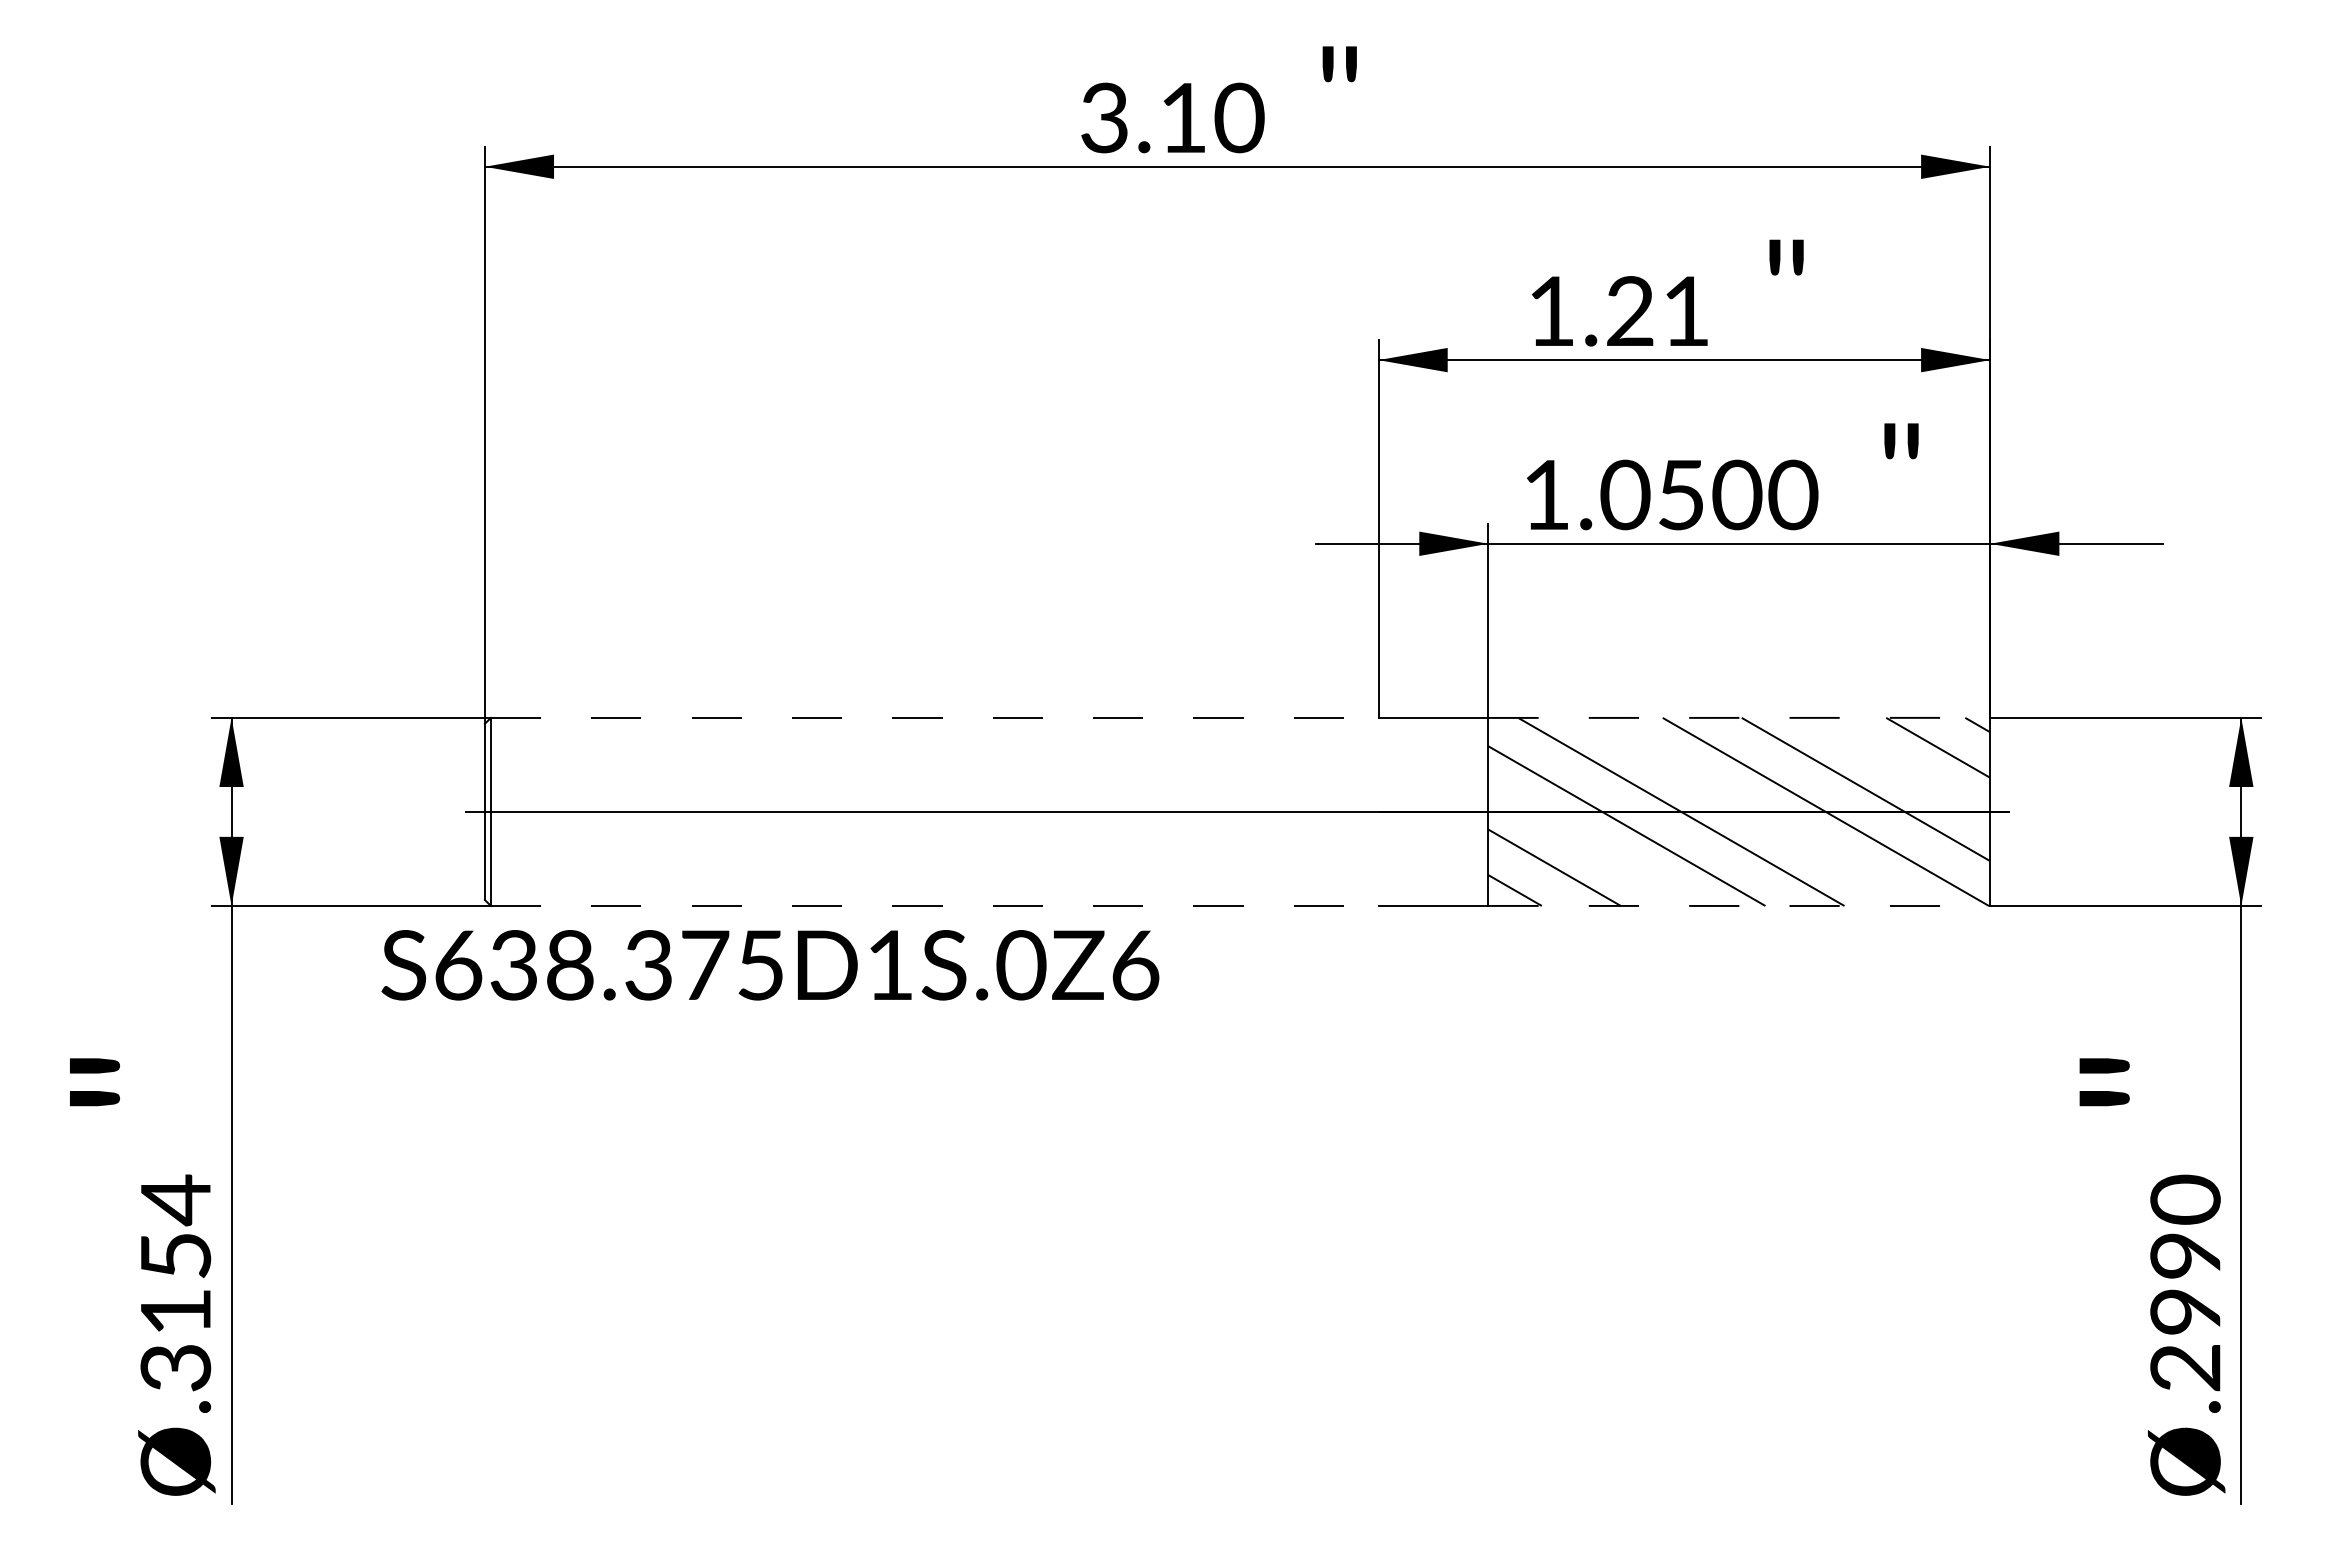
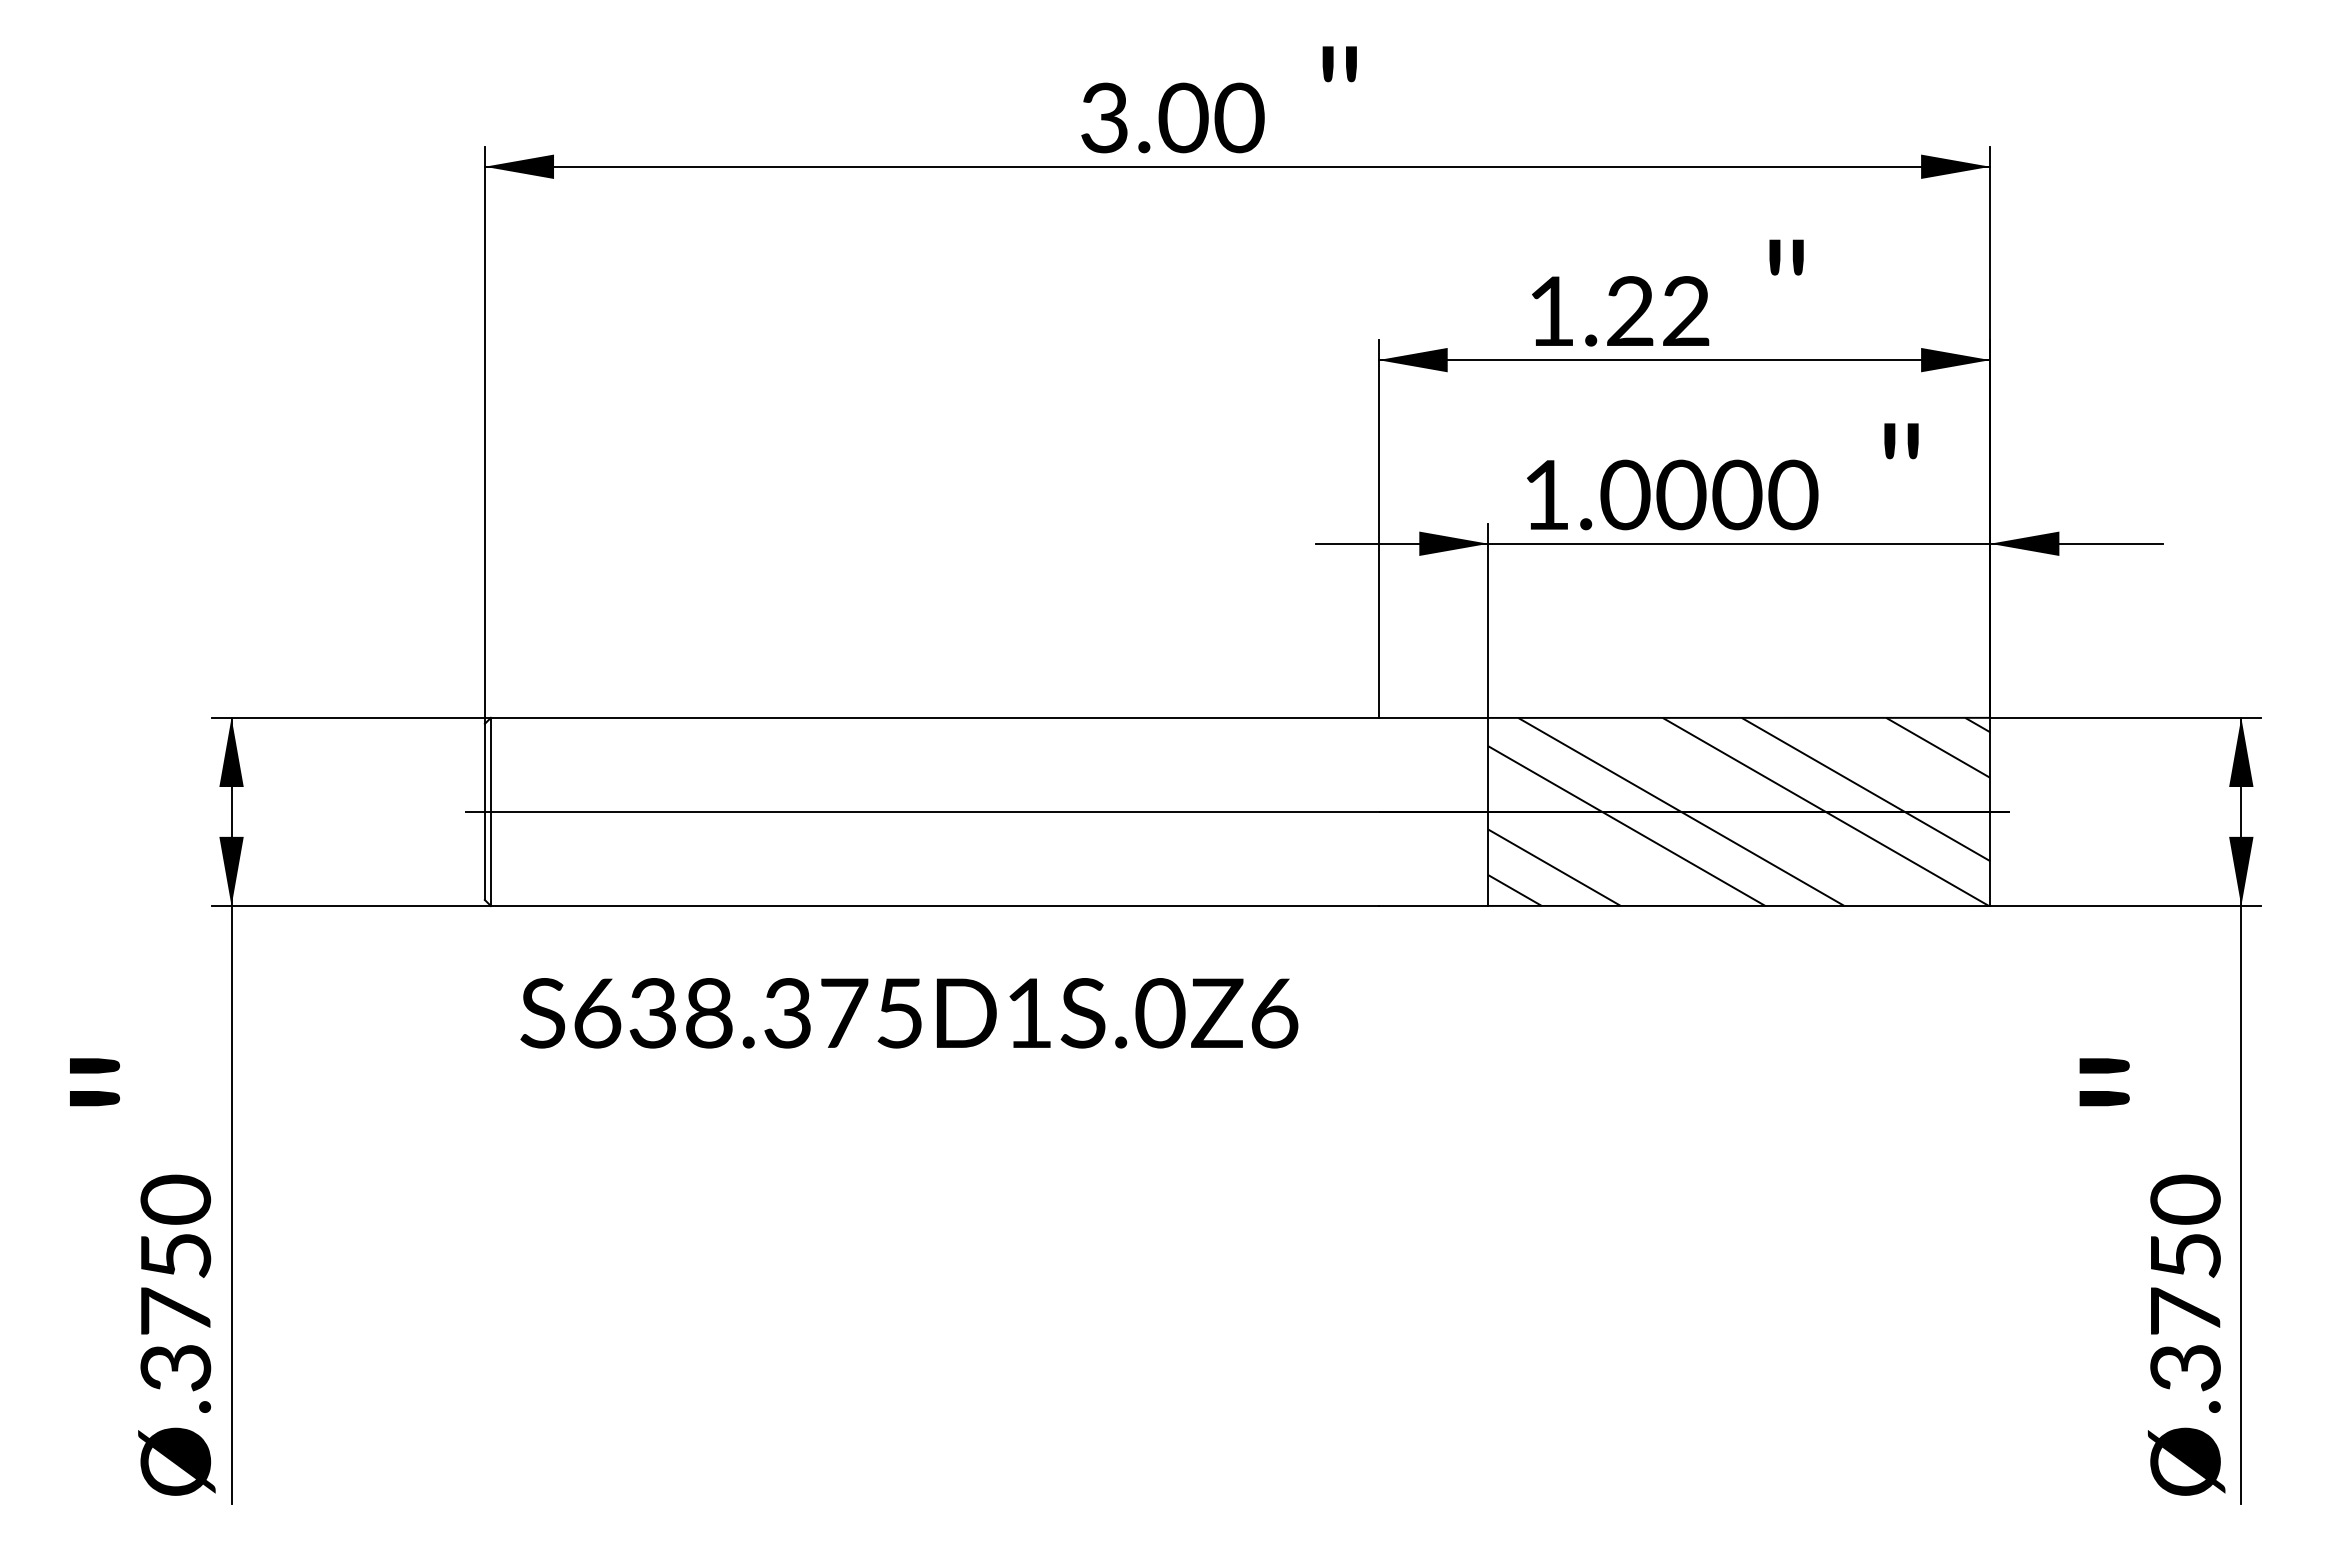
text: 3.10 -> 3.00 (1183, 117)
text: 1.21 -> 1.22 (1686, 310)
text: 1.0500 -> 1.0000 (1681, 494)
line: dashed -> solid (934, 717)
line: dashed -> solid (1739, 717)
line: dashed -> solid (1739, 905)
line: dashed -> solid (934, 906)
text position: (770, 965) -> (909, 1013) (909, 1013)
text: .3154 -> .3750 (175, 1254)
text: .2990 -> .3750 (2185, 1312)
